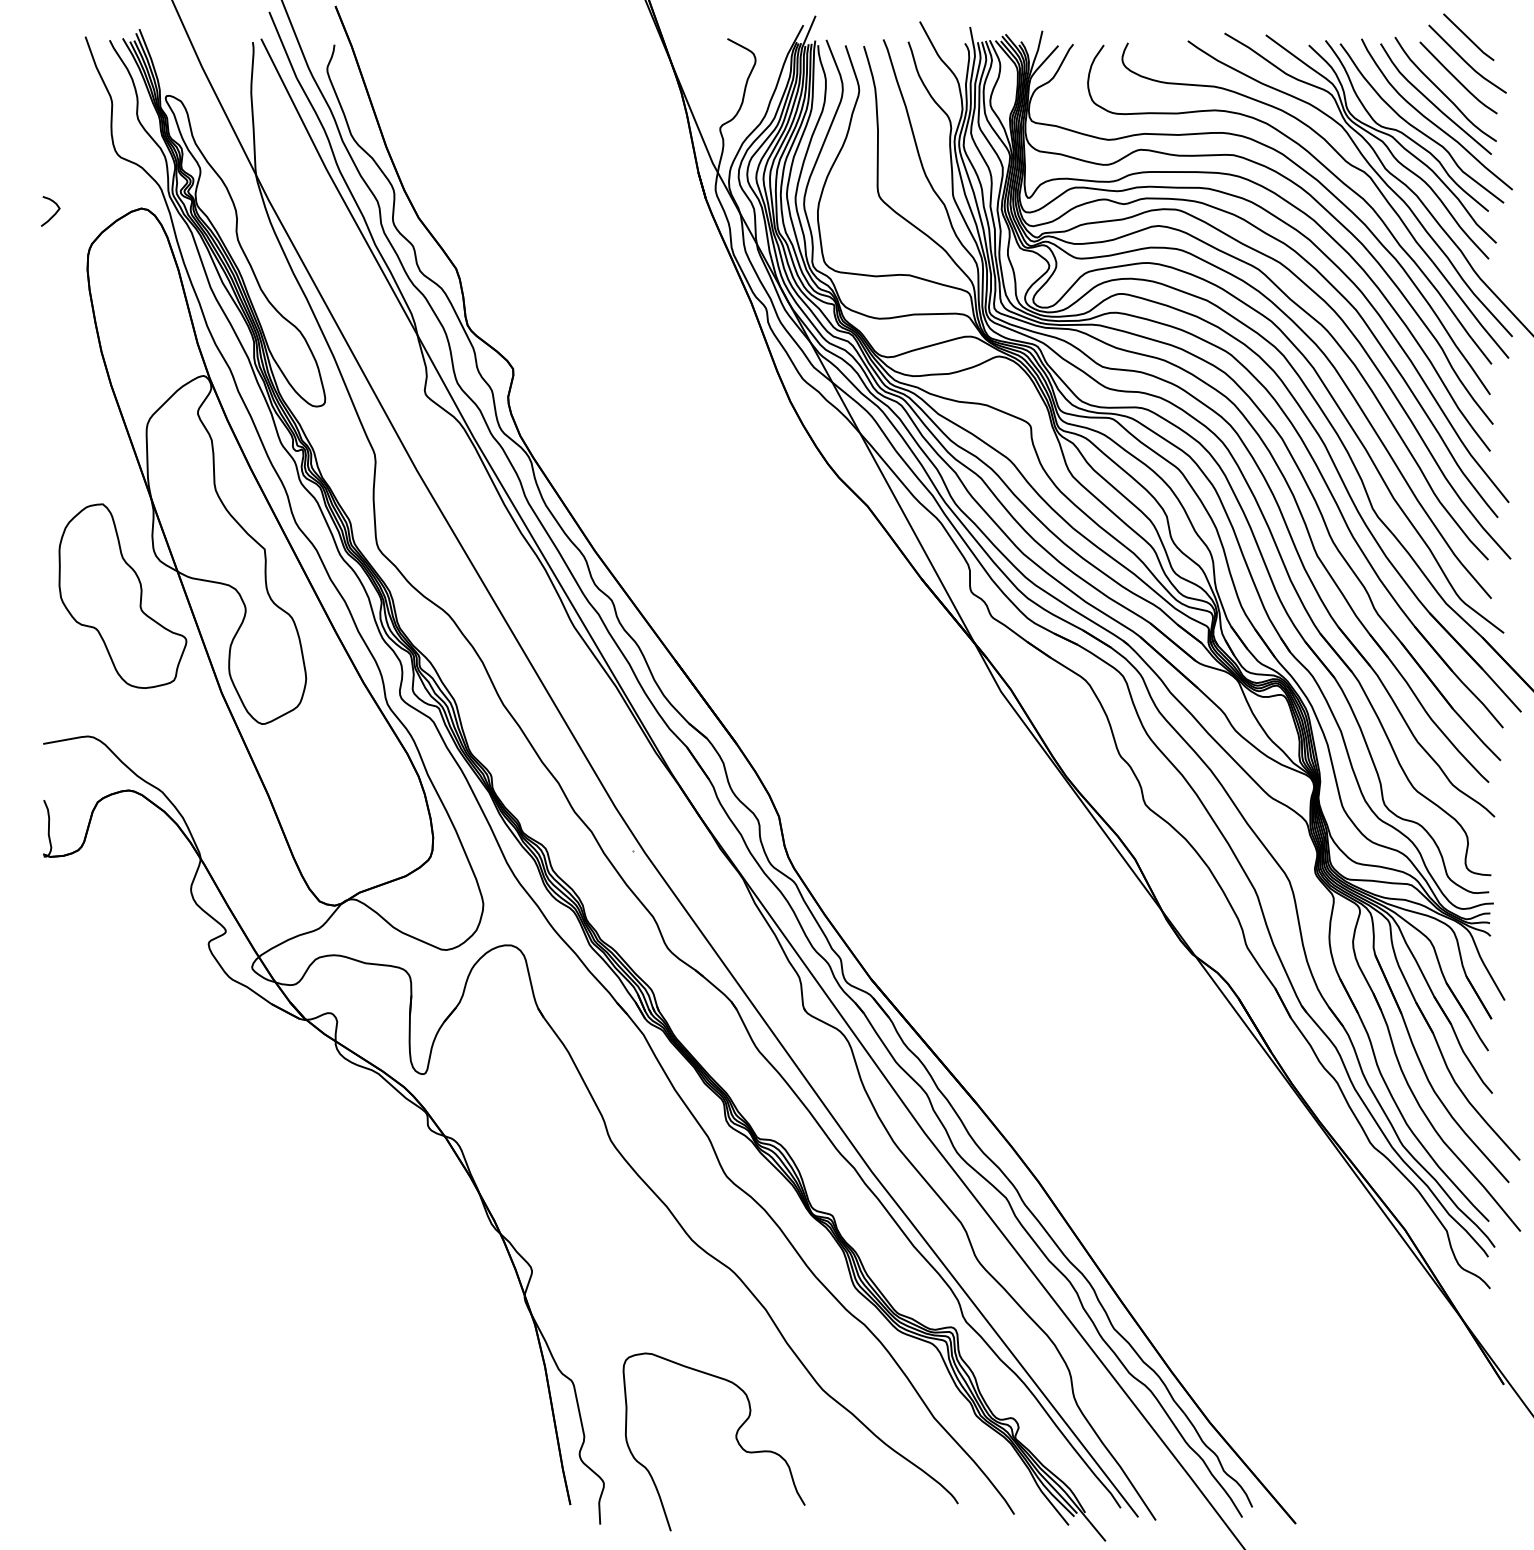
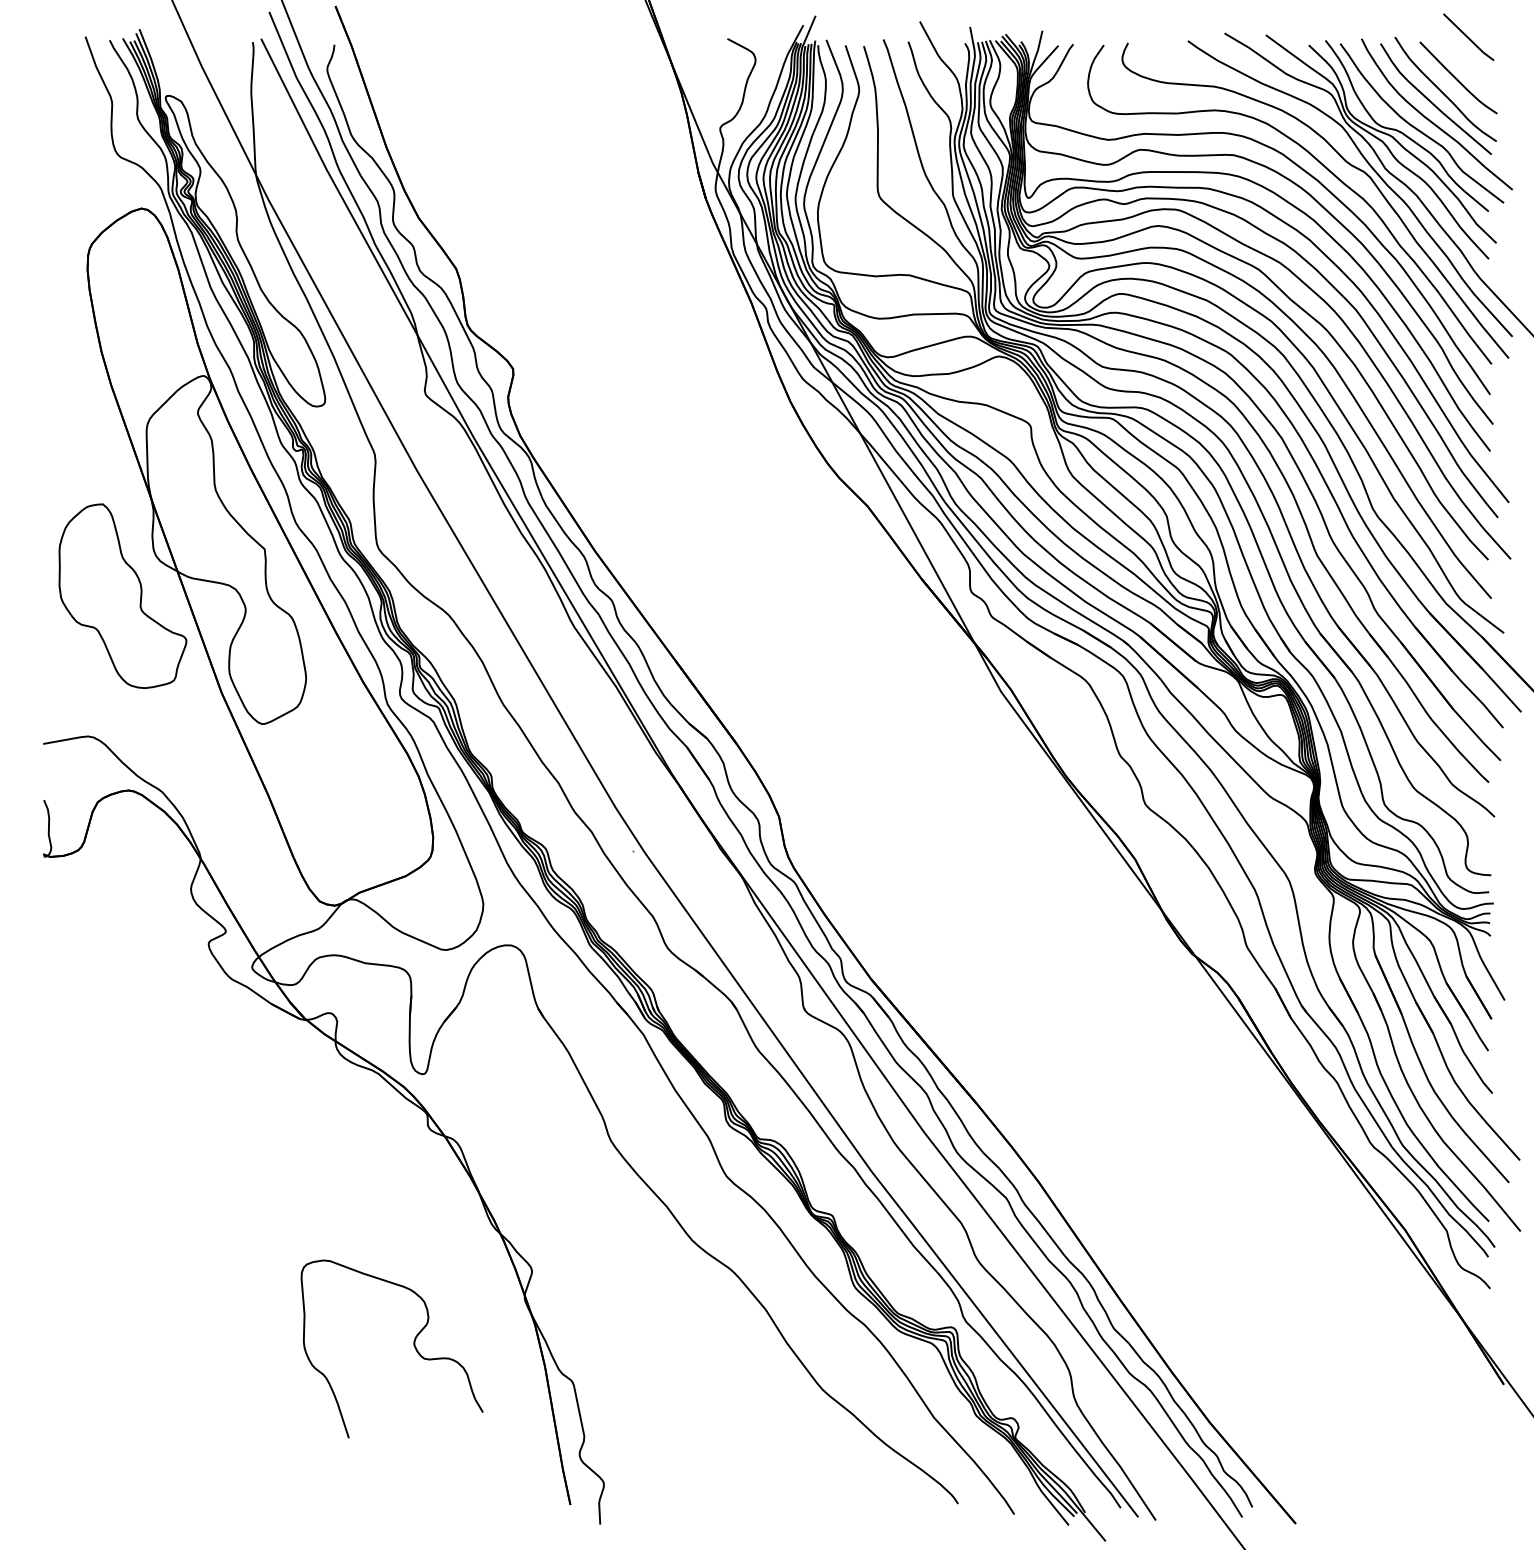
line: present -> none (1465, 60)
curve: present -> none (53, 214)
curve position: (735, 1438) -> (413, 1345) (413, 1345)
